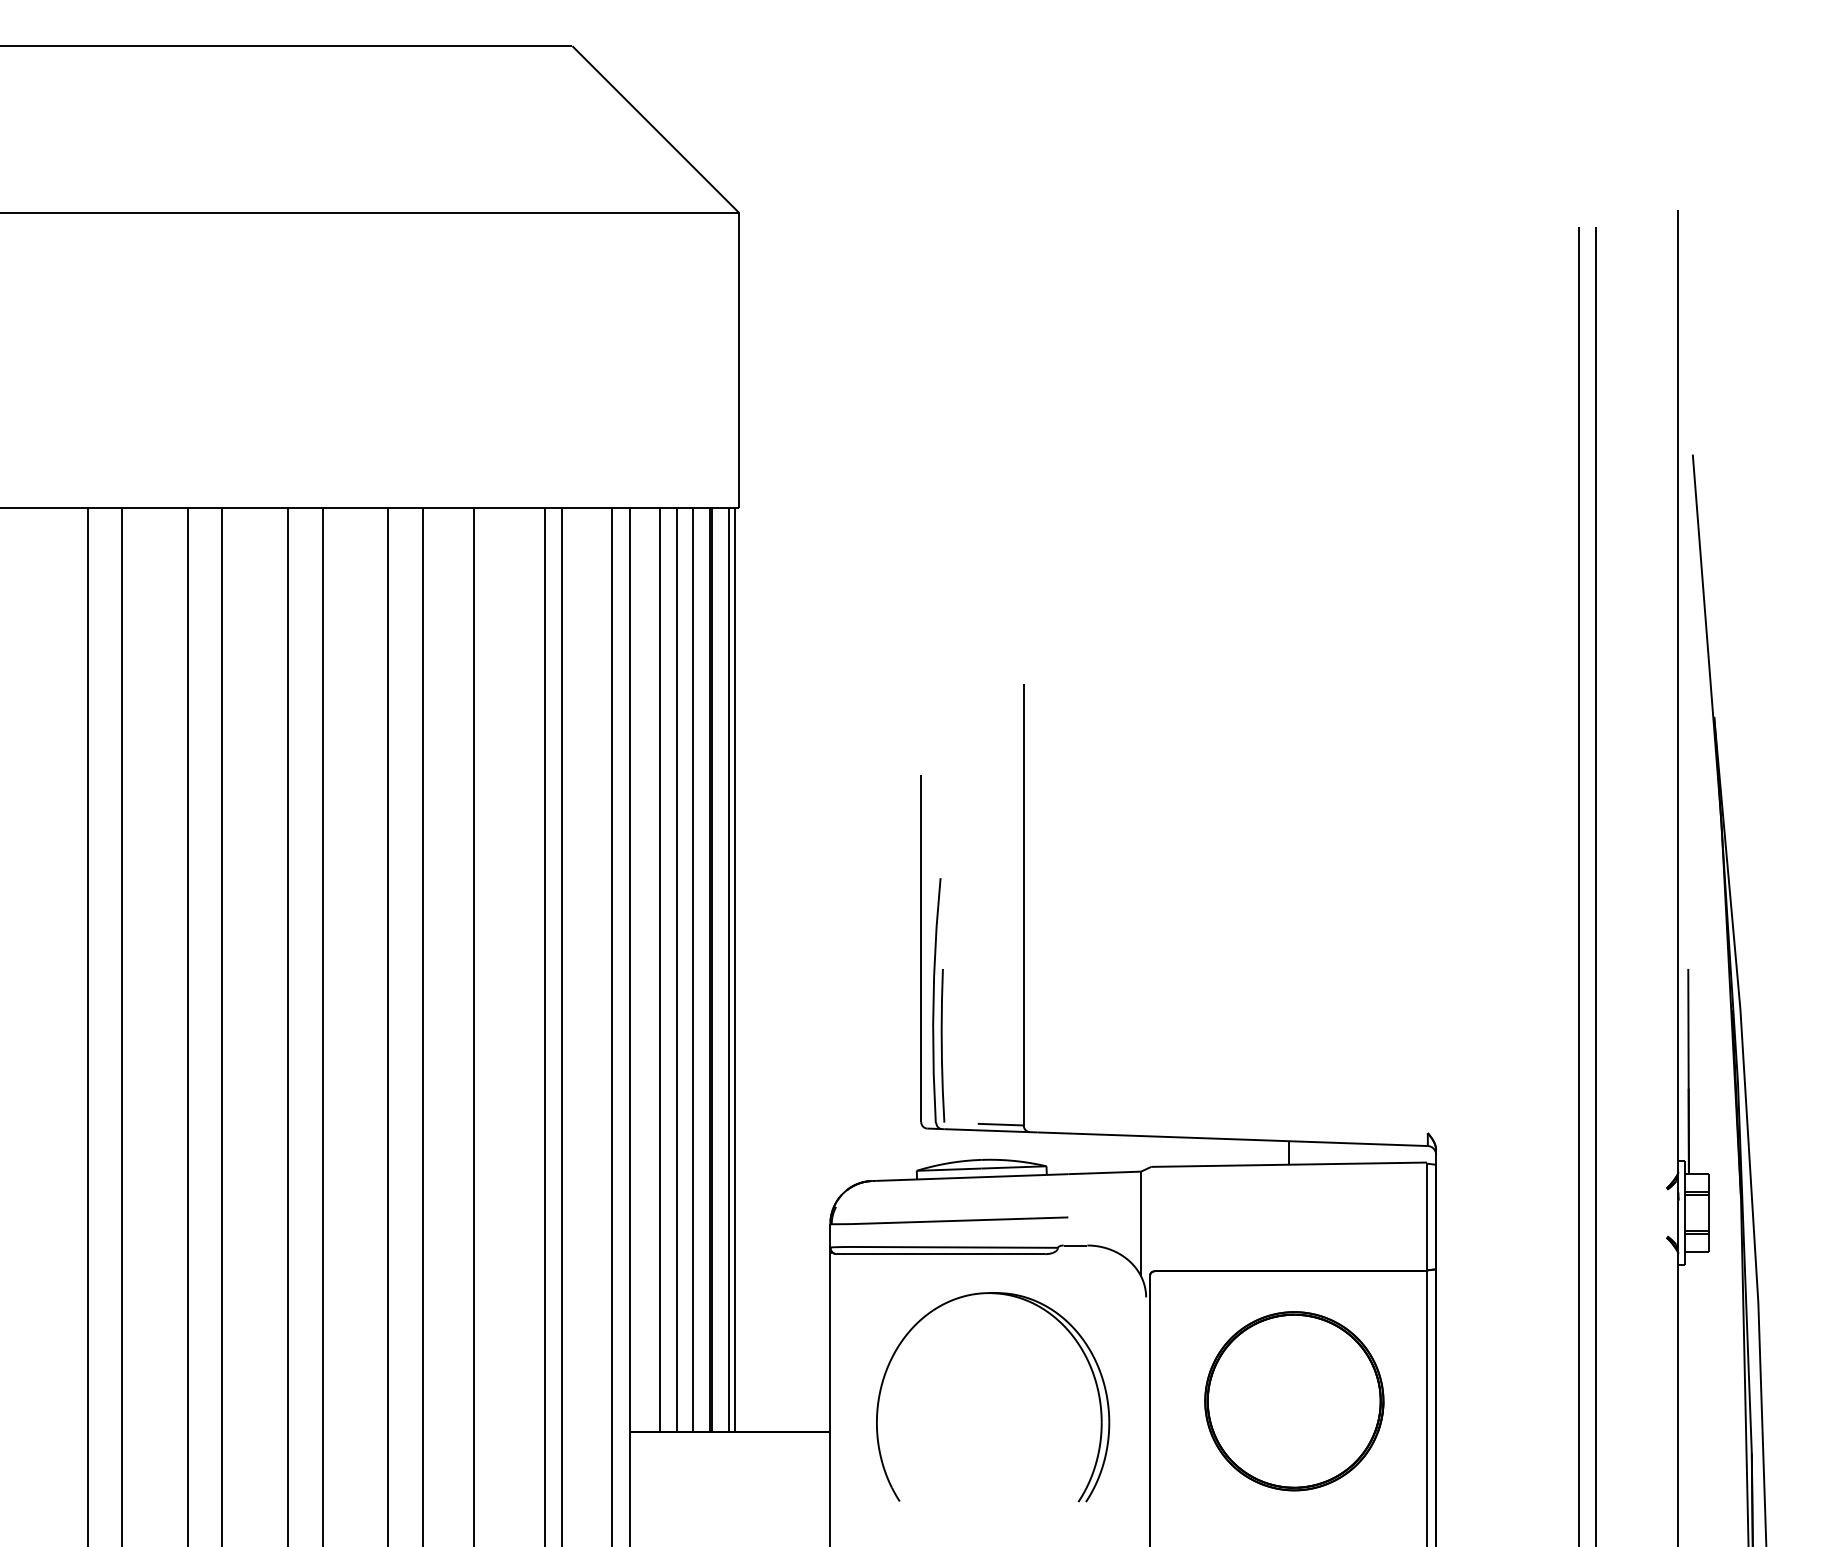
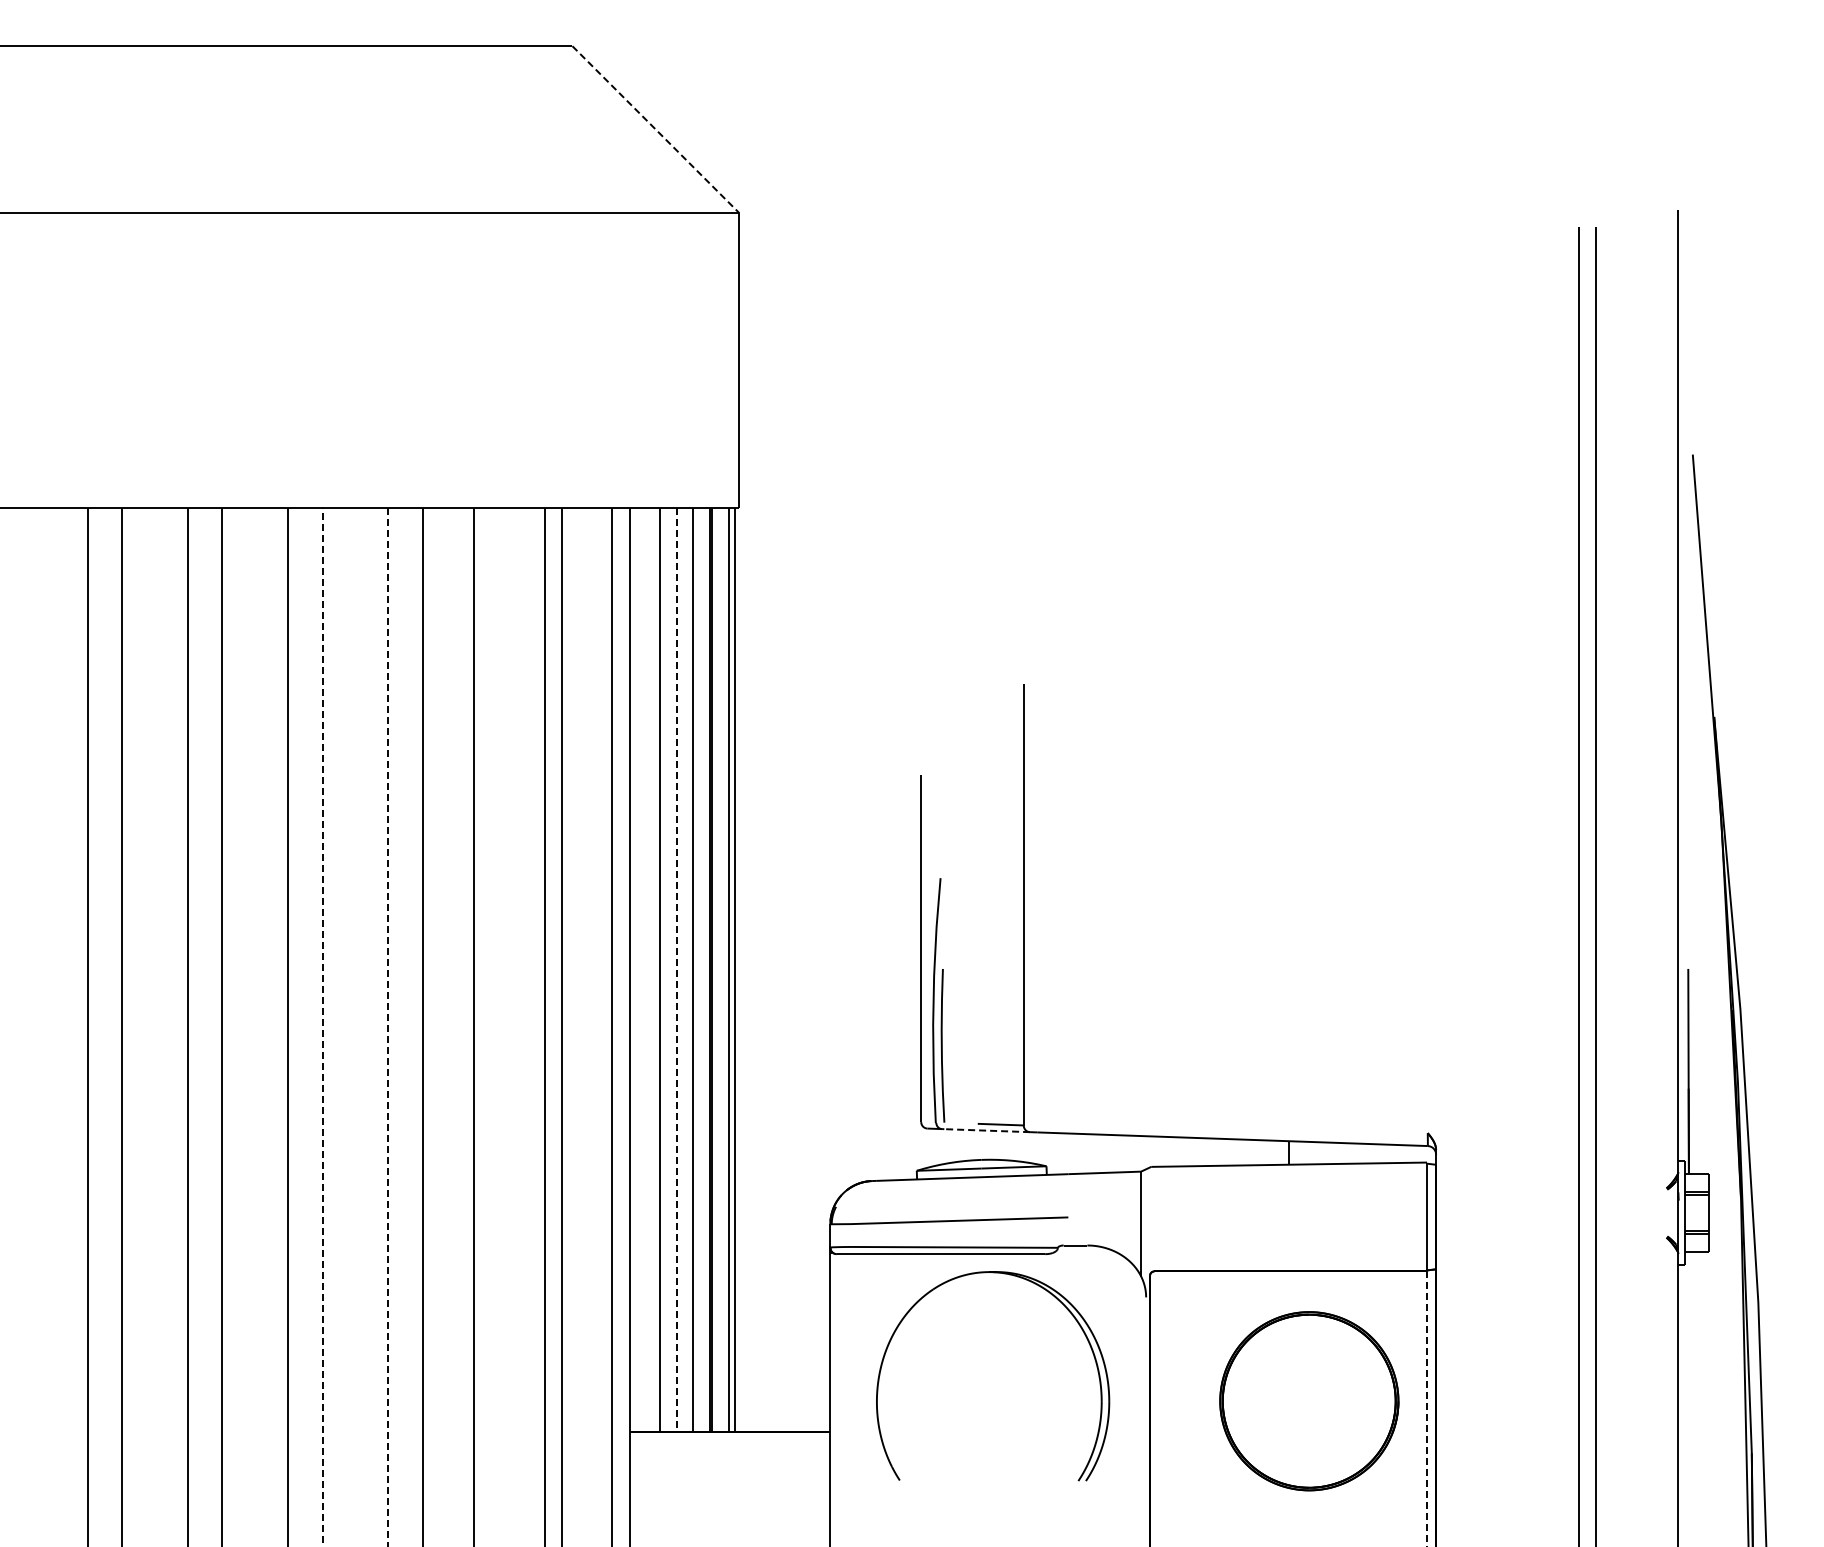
line: solid -> dashed (656, 130)
line: solid -> dashed (677, 970)
line: solid -> dashed (322, 1027)
line: solid -> dashed (388, 1028)
line: solid -> dashed (987, 1130)
part position: (1066, 1330) -> (1066, 1309) (1066, 1309)
part position: (1294, 1401) -> (1309, 1401) (1309, 1401)
line: solid -> dashed (1427, 1409)
